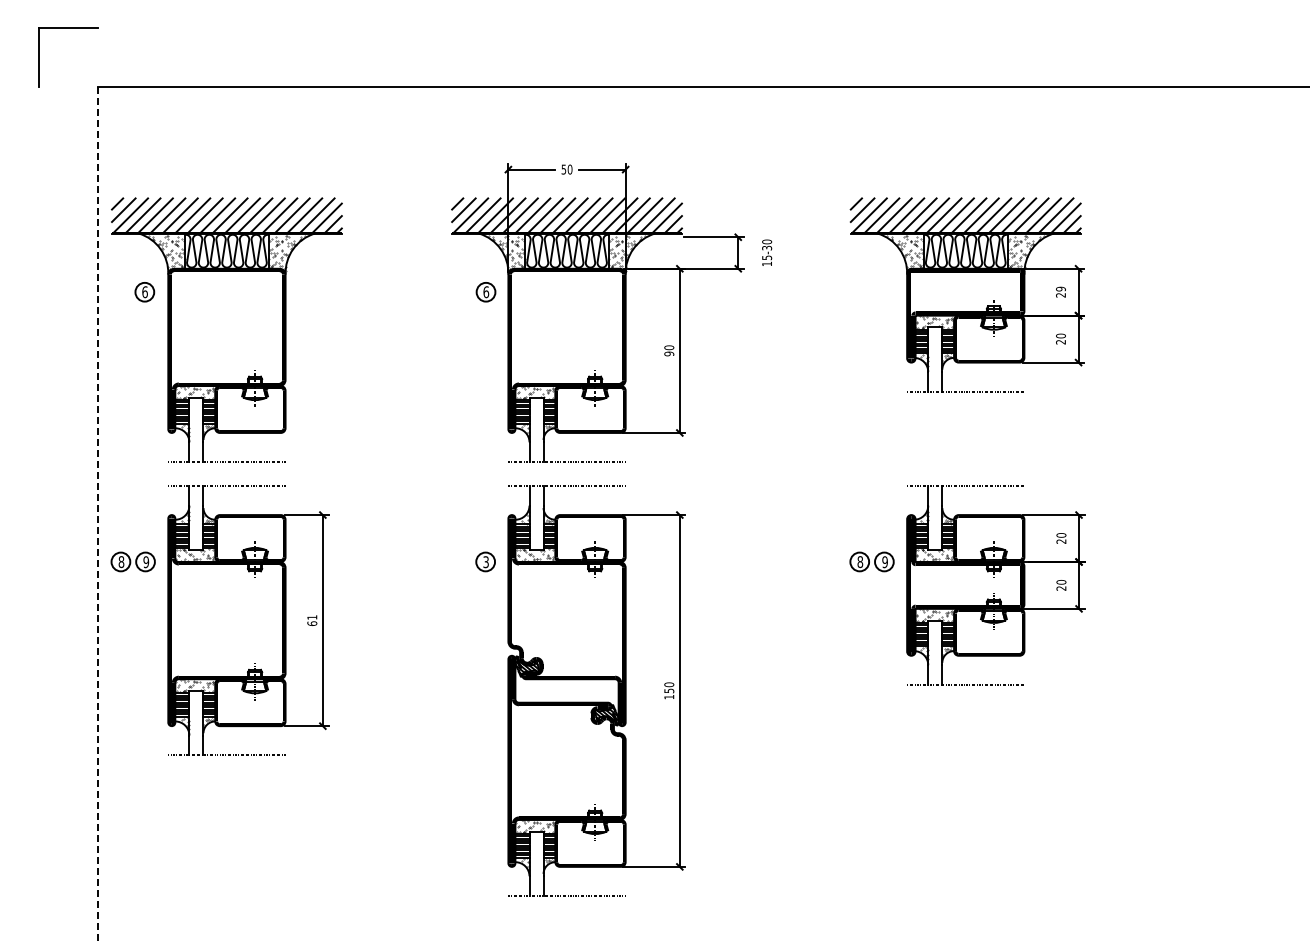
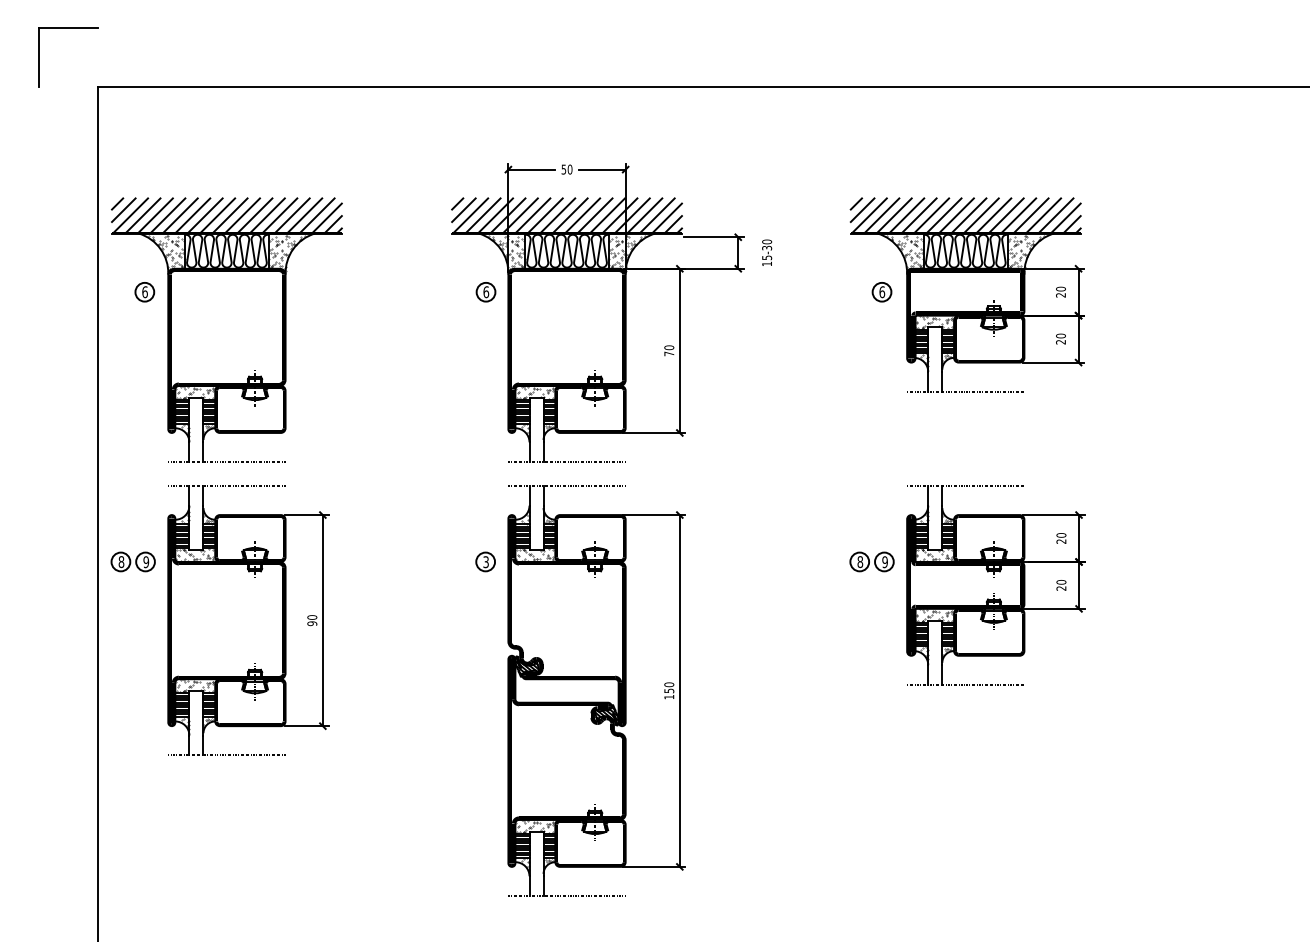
text: 29 -> 20 (1060, 289)
part: none -> present (881, 292)
text: 90 -> 70 (669, 353)
line: dashed -> solid (97, 514)
text: 61 -> 90 (312, 620)
